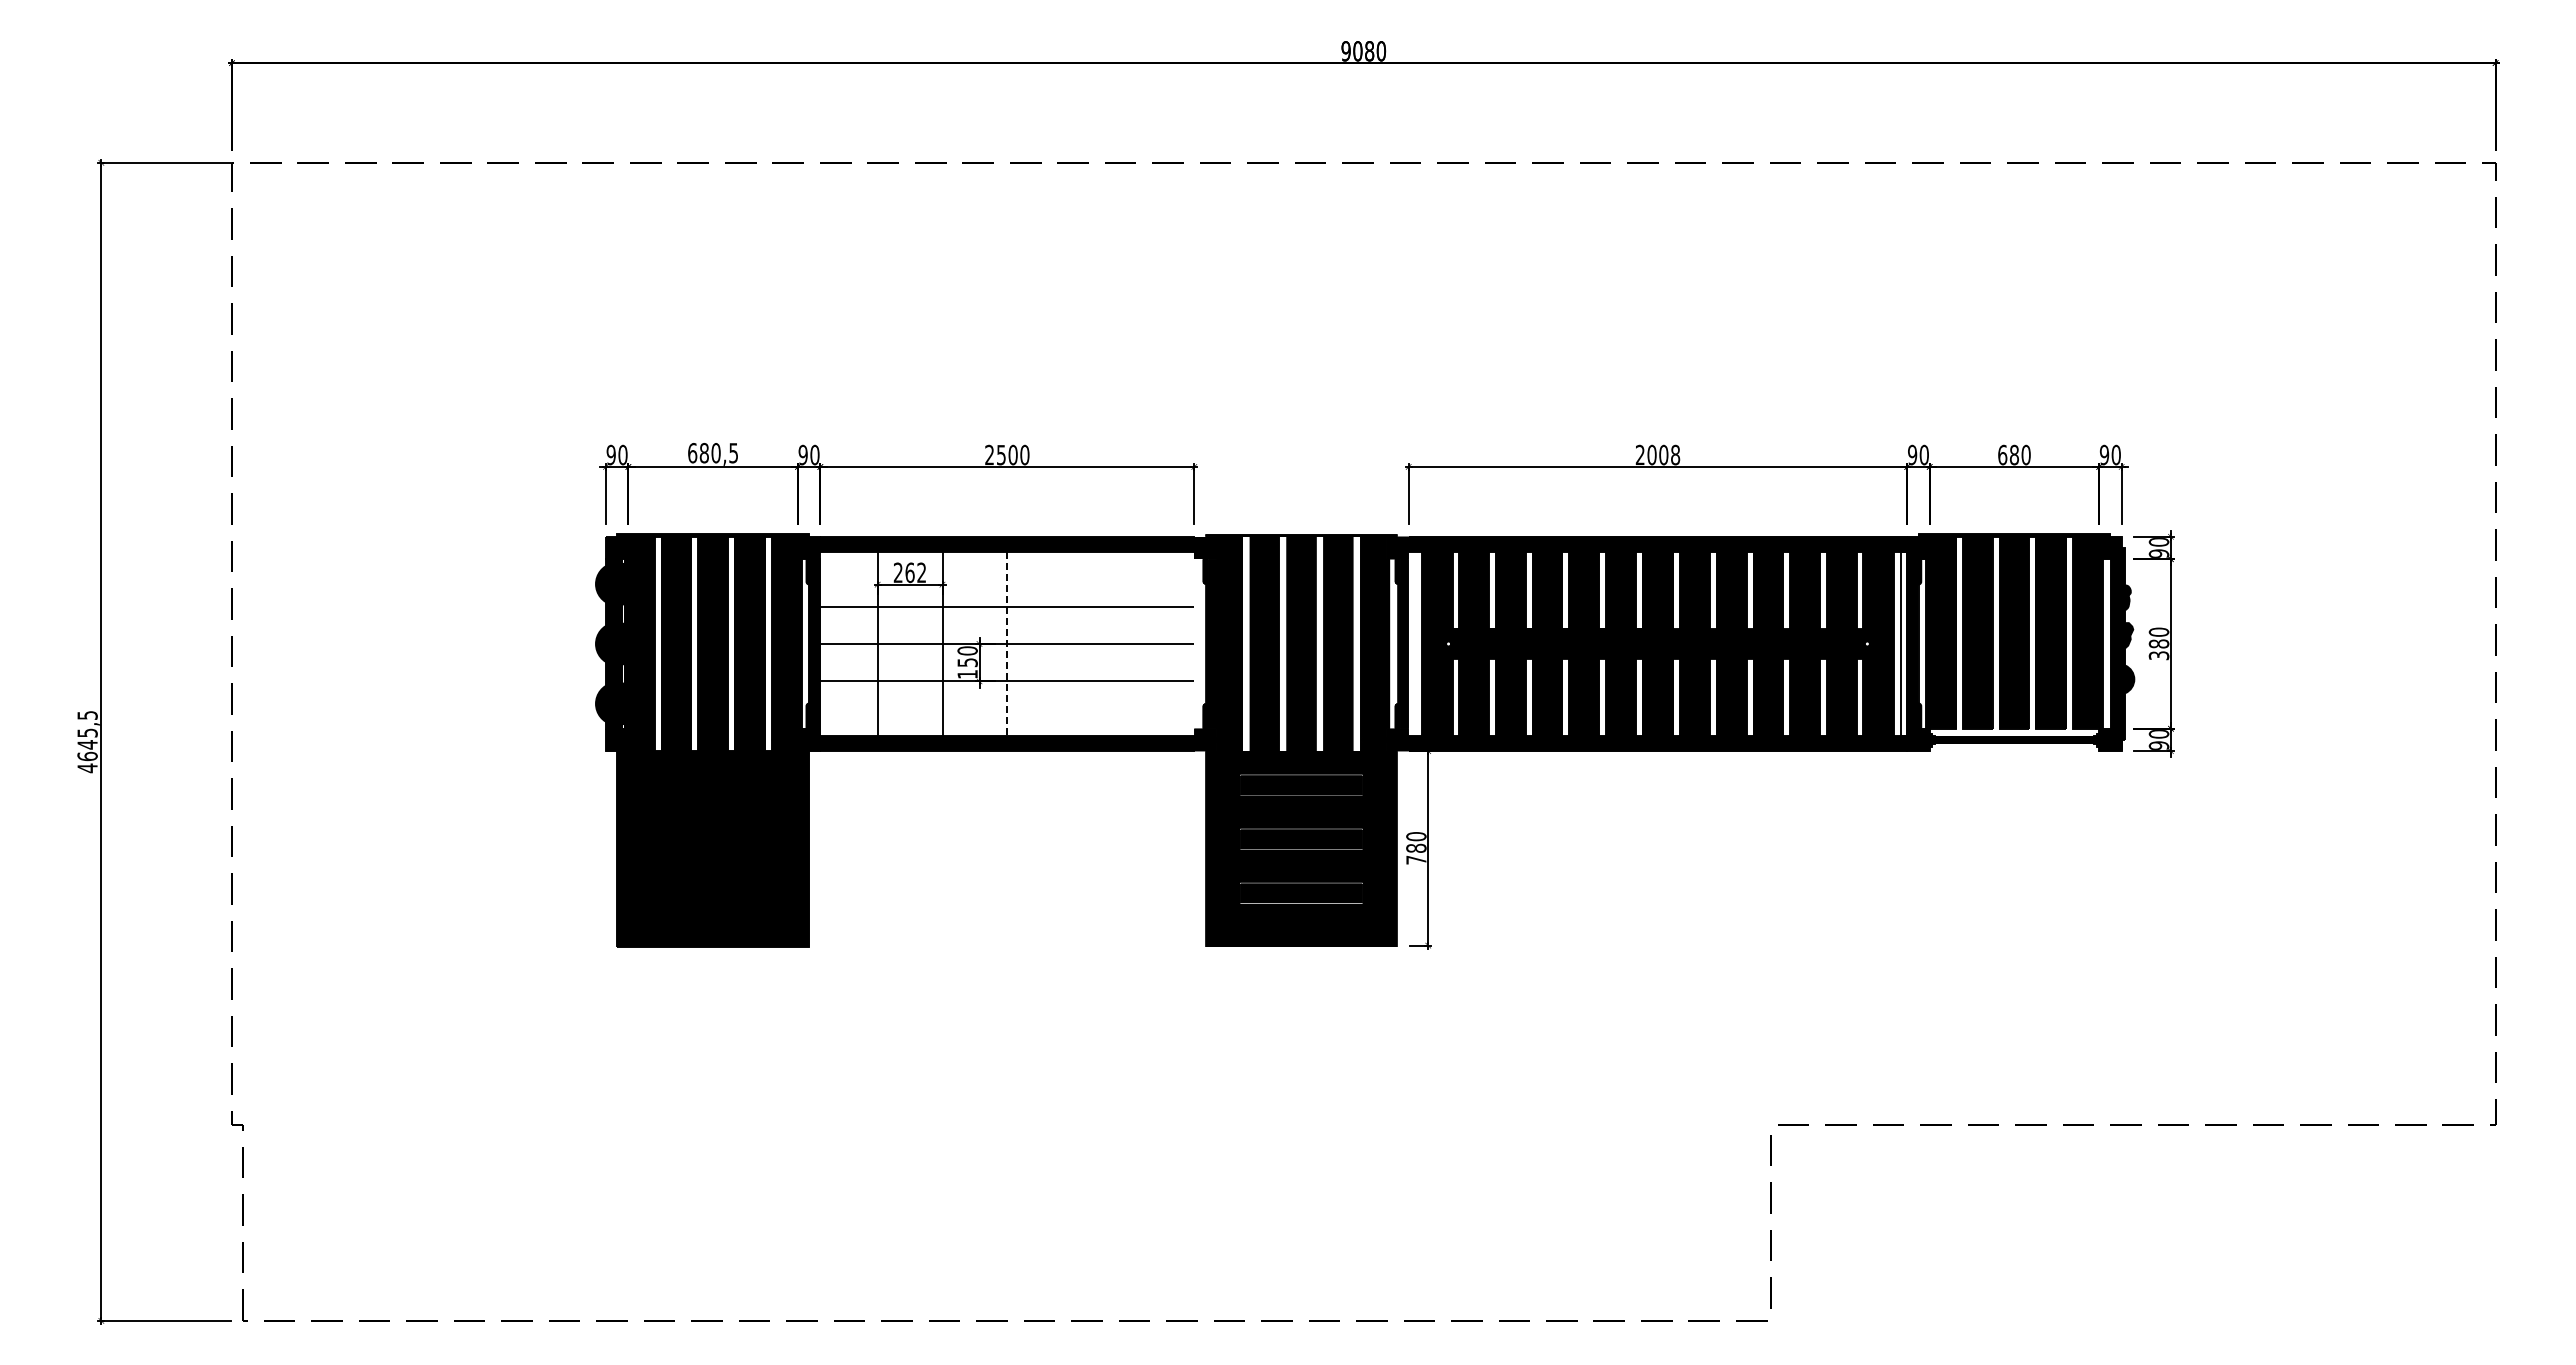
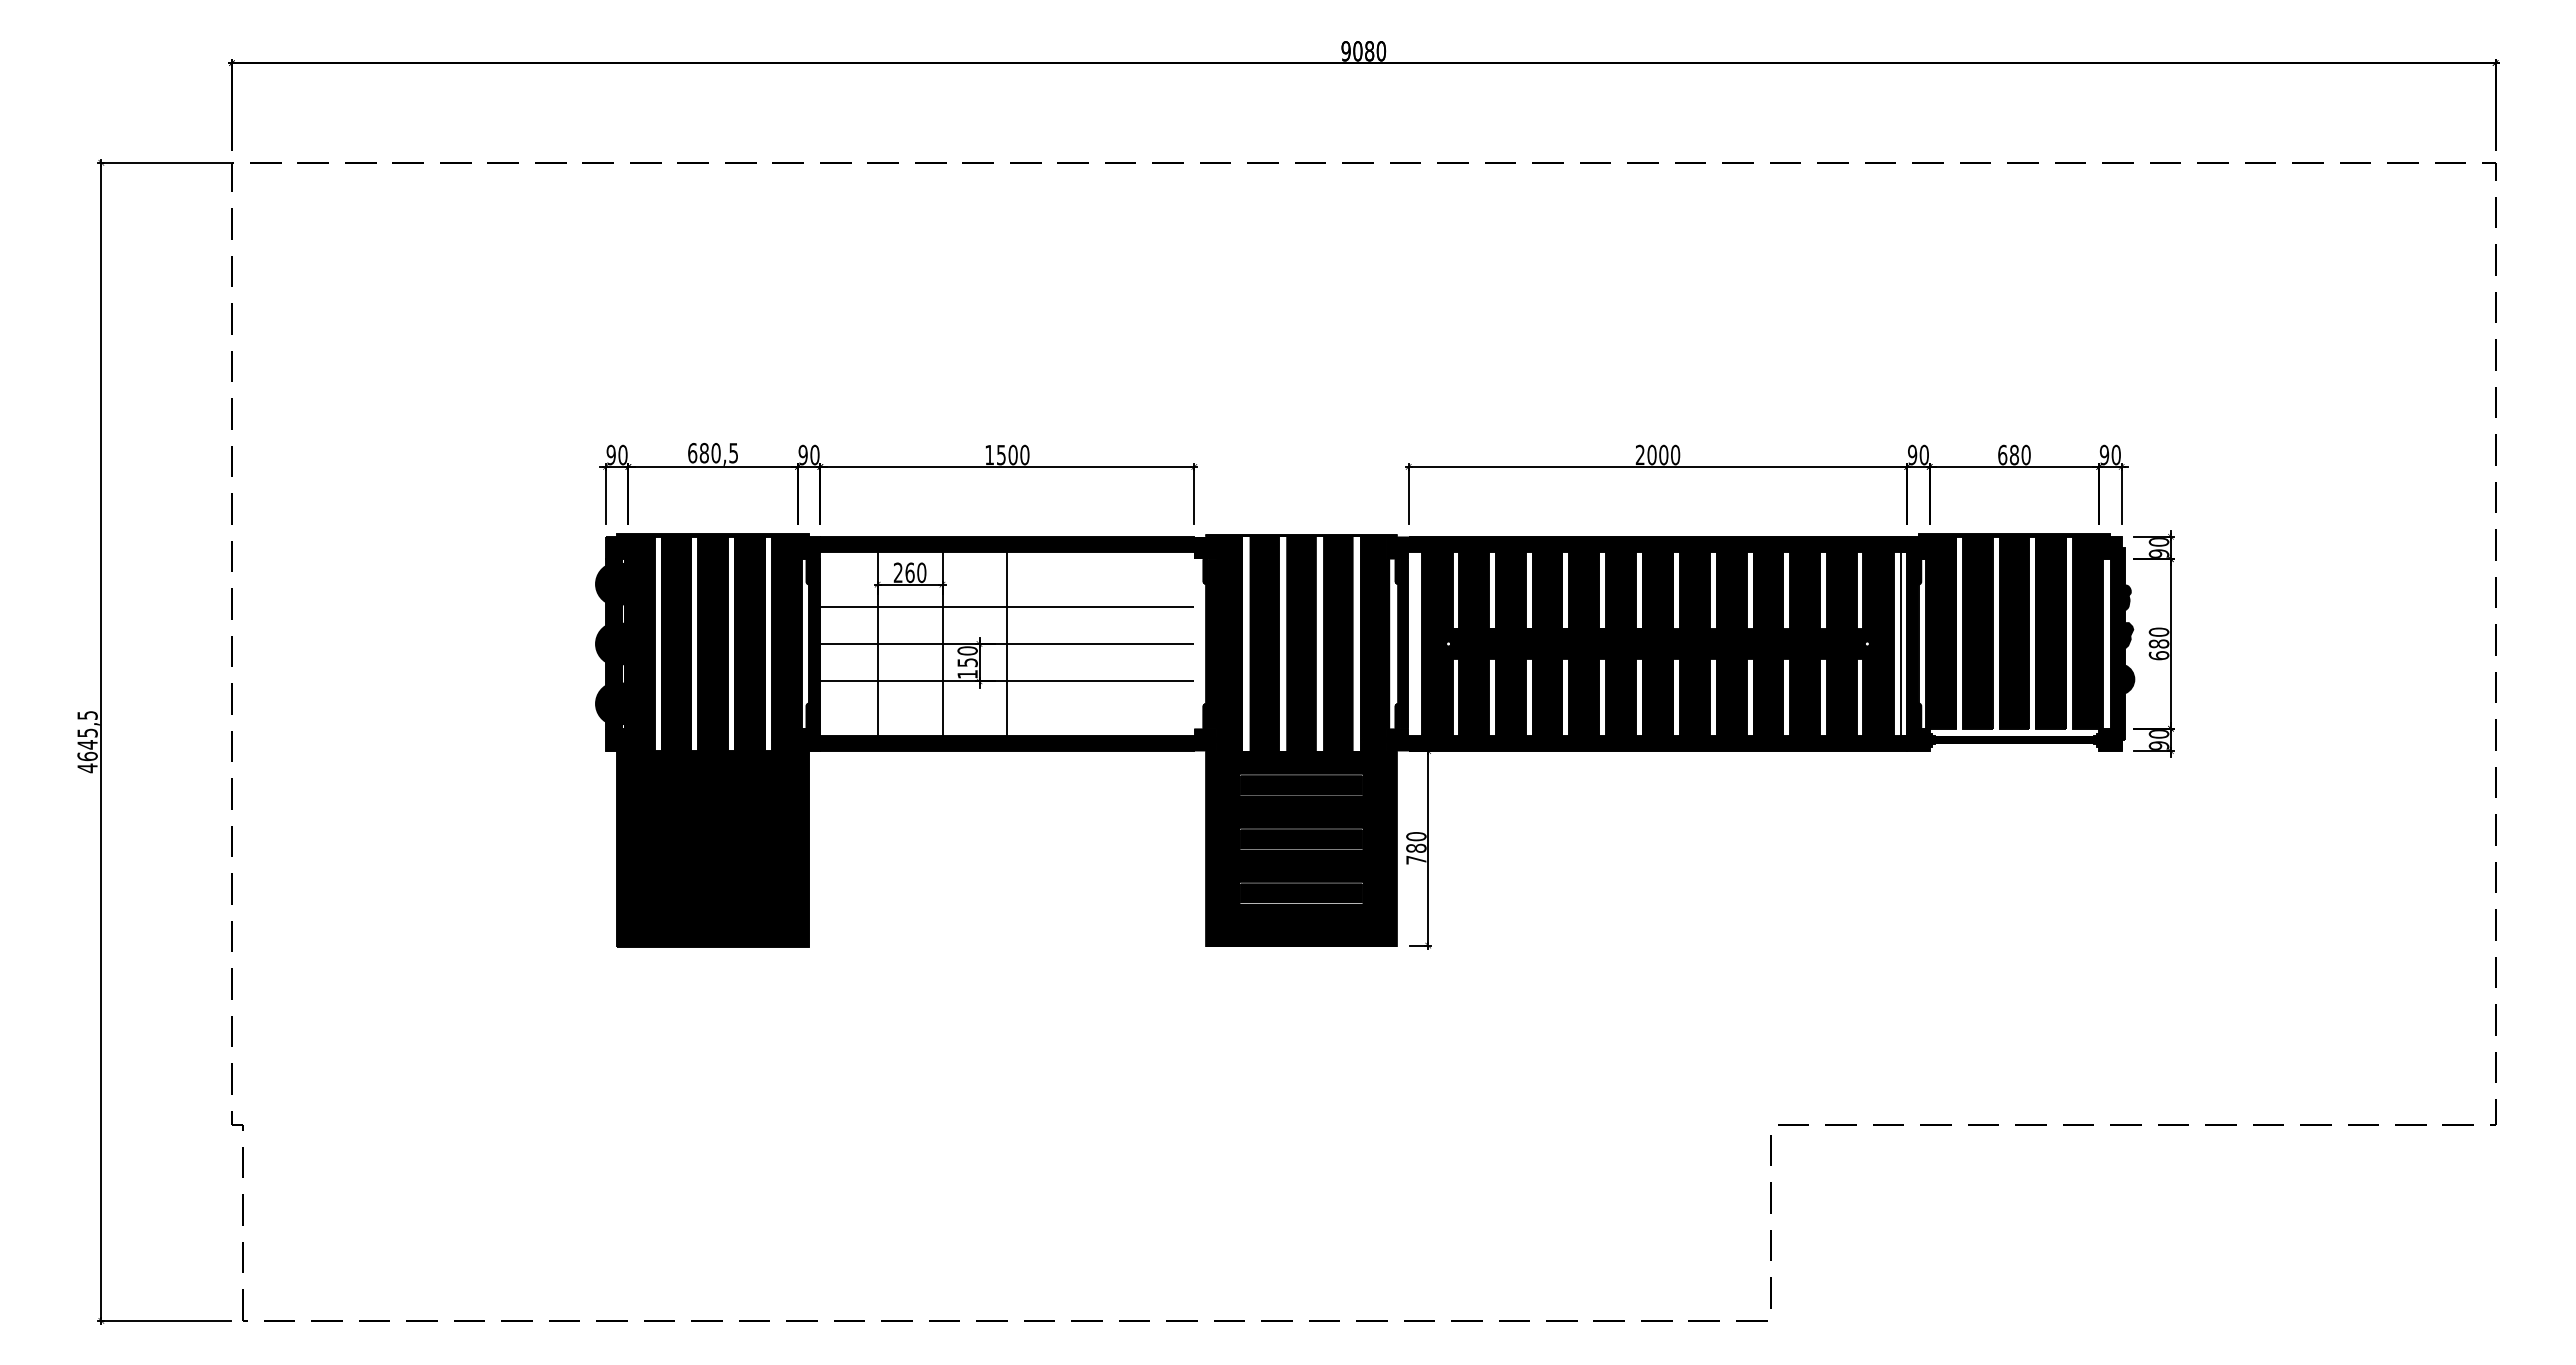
text: 2500 -> 1500 (989, 454)
text: 2008 -> 2000 (1675, 454)
text: 262 -> 260 (921, 572)
line: dashed -> solid (1007, 644)
text: 380 -> 680 (2158, 655)
